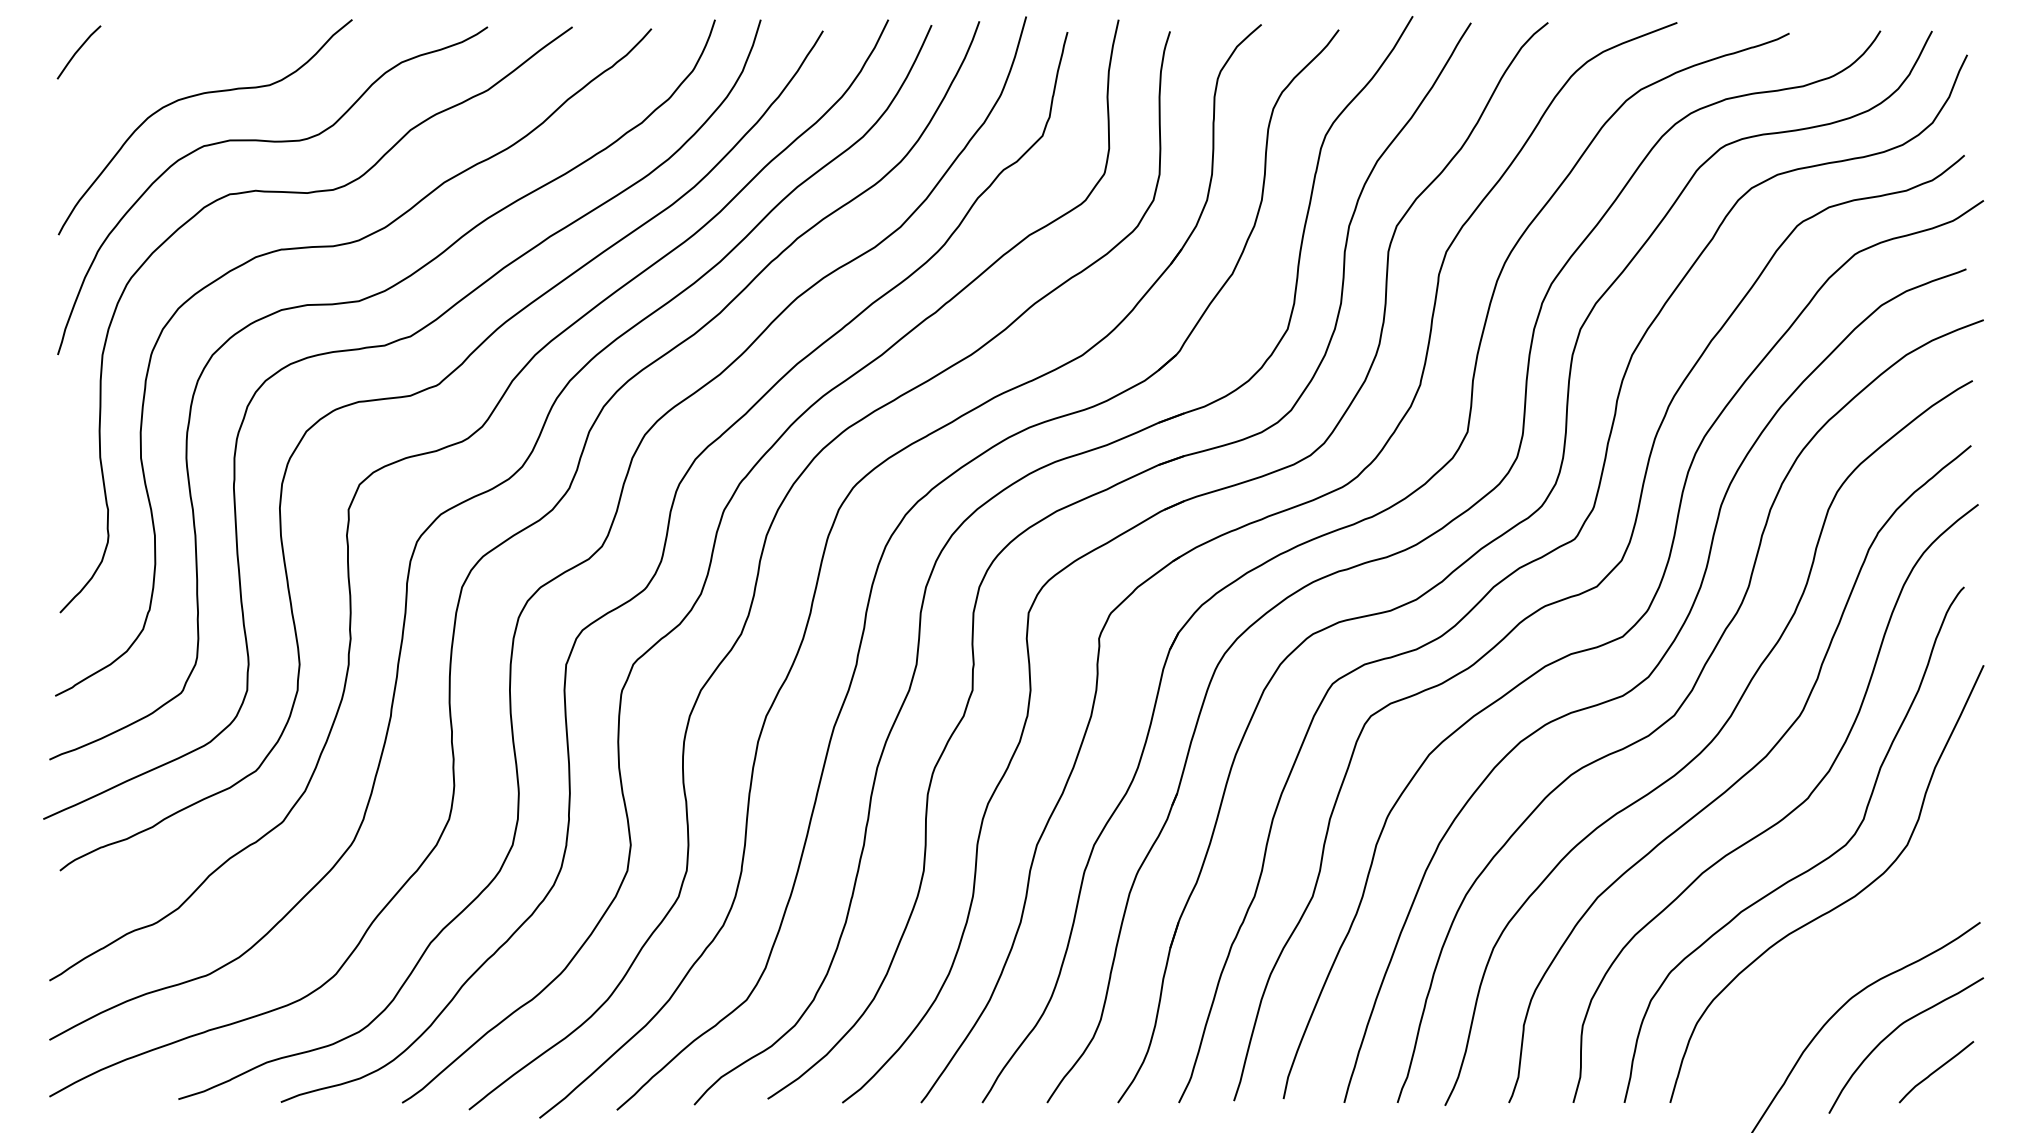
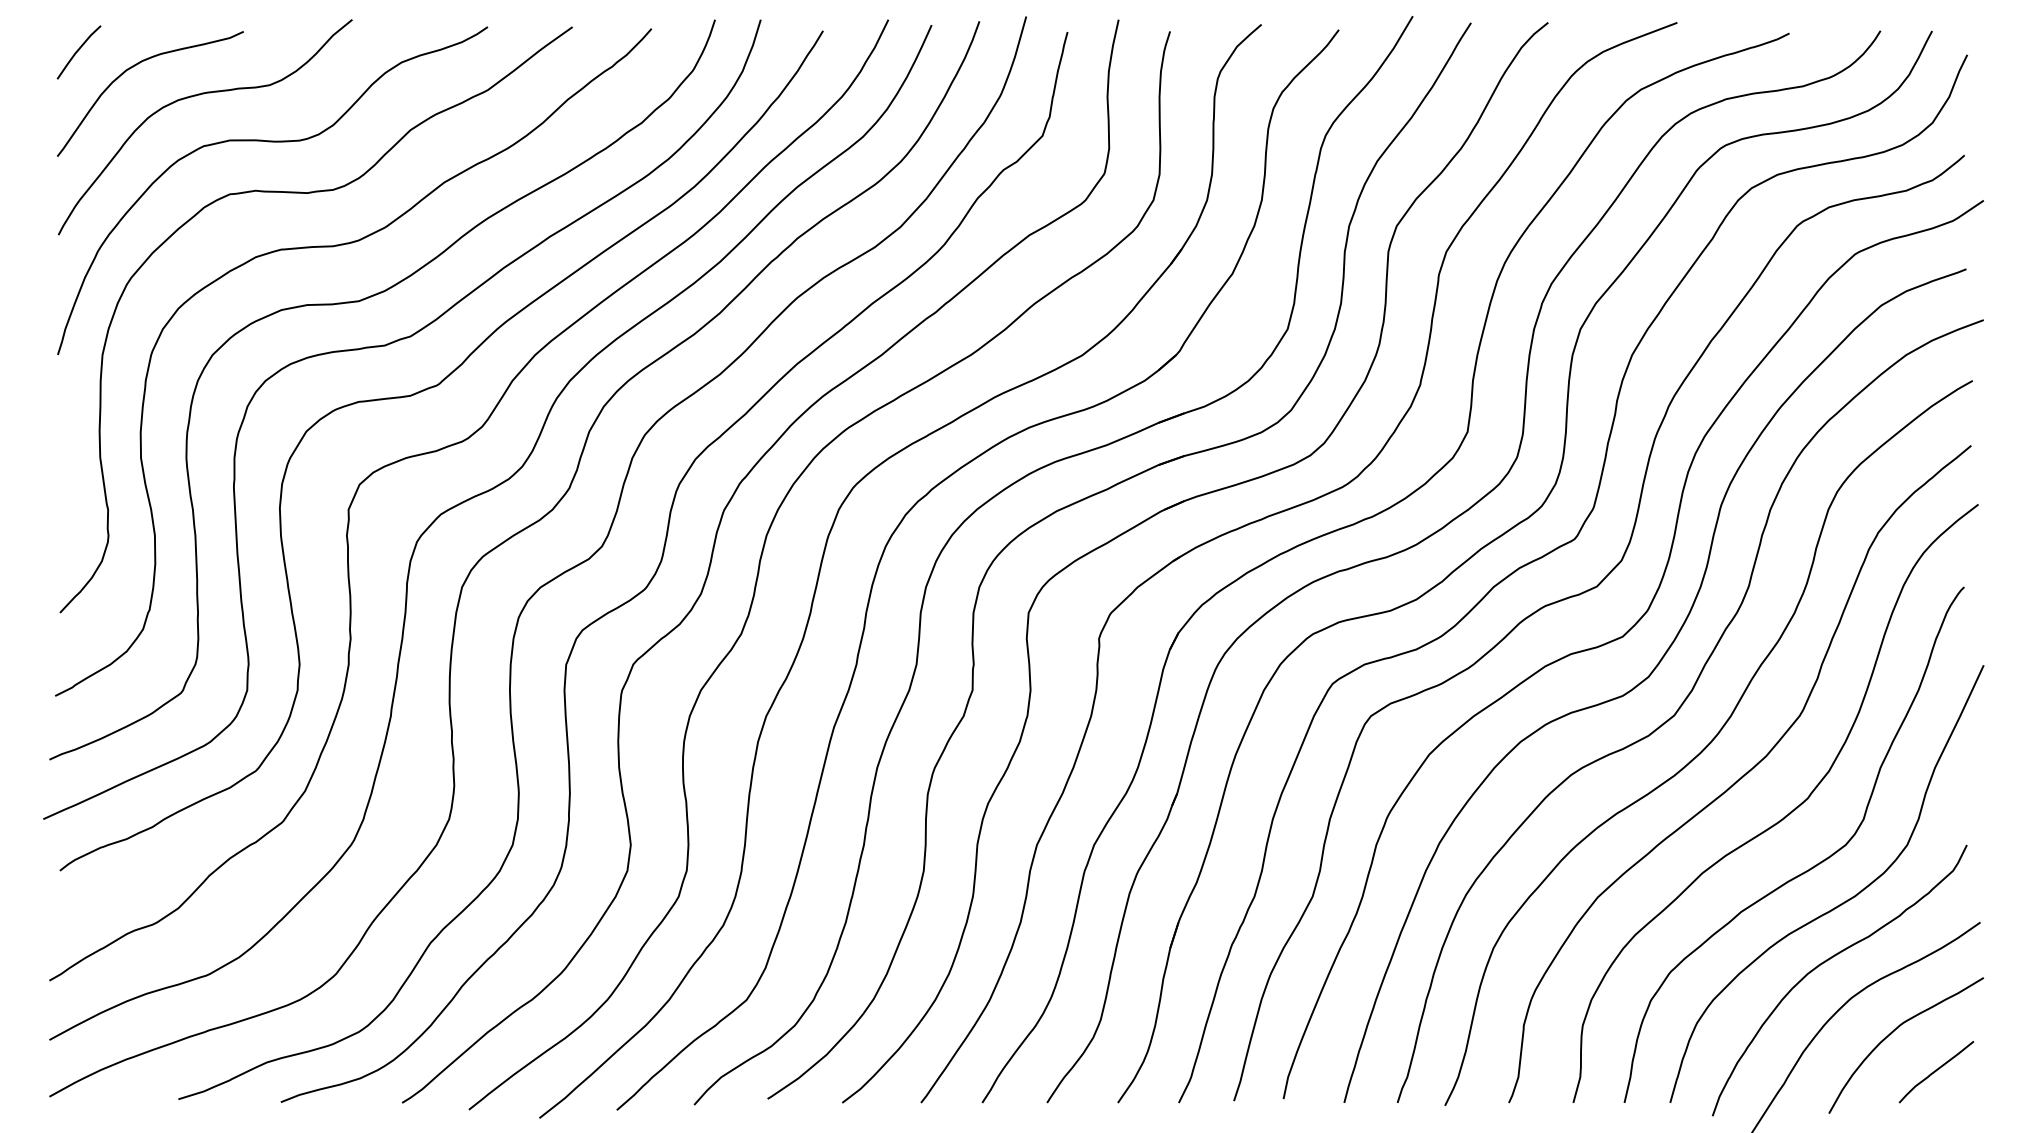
curve: none -> present (135, 66)
curve: none -> present (1827, 961)
